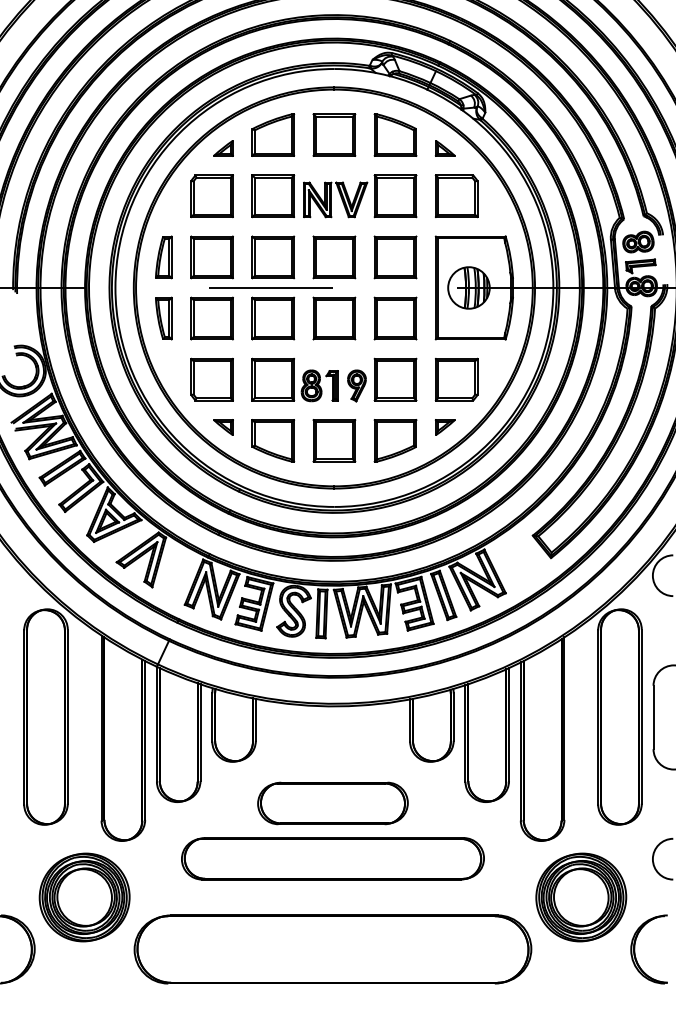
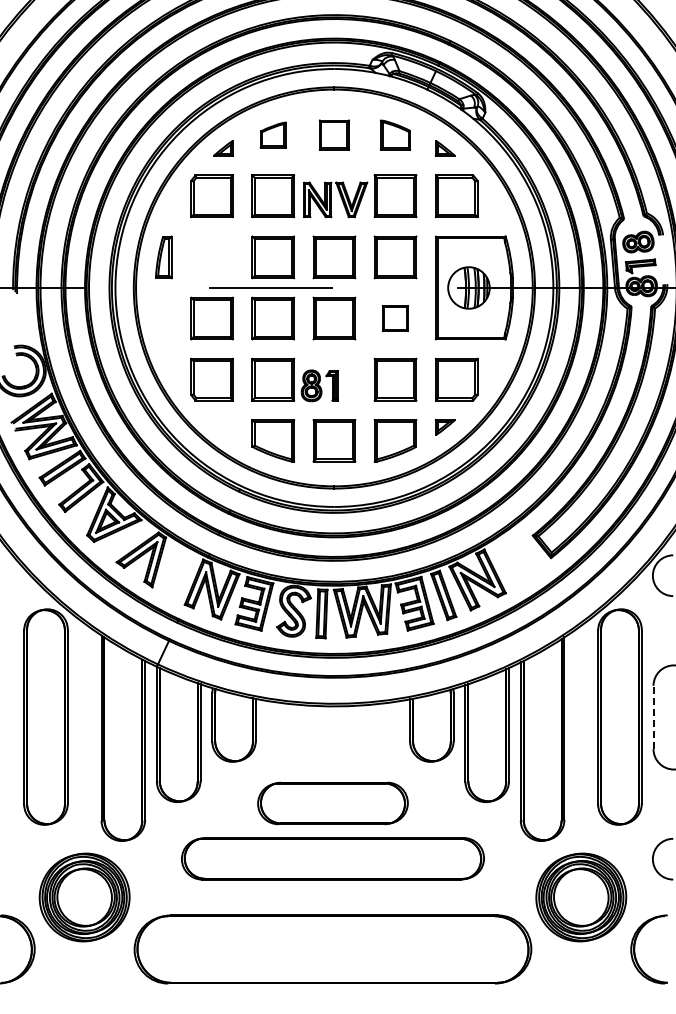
part size: 45x44 px -> 28x28 px (272, 134)
part size: 45x44 px -> 33x32 px (334, 134)
part size: 45x44 px -> 33x32 px (395, 134)
part: present -> none (211, 257)
part: present -> none (163, 318)
part size: 45x45 px -> 27x27 px (395, 318)
part: present -> none (356, 385)
part: present -> none (223, 427)
line: solid -> dashed (653, 717)
